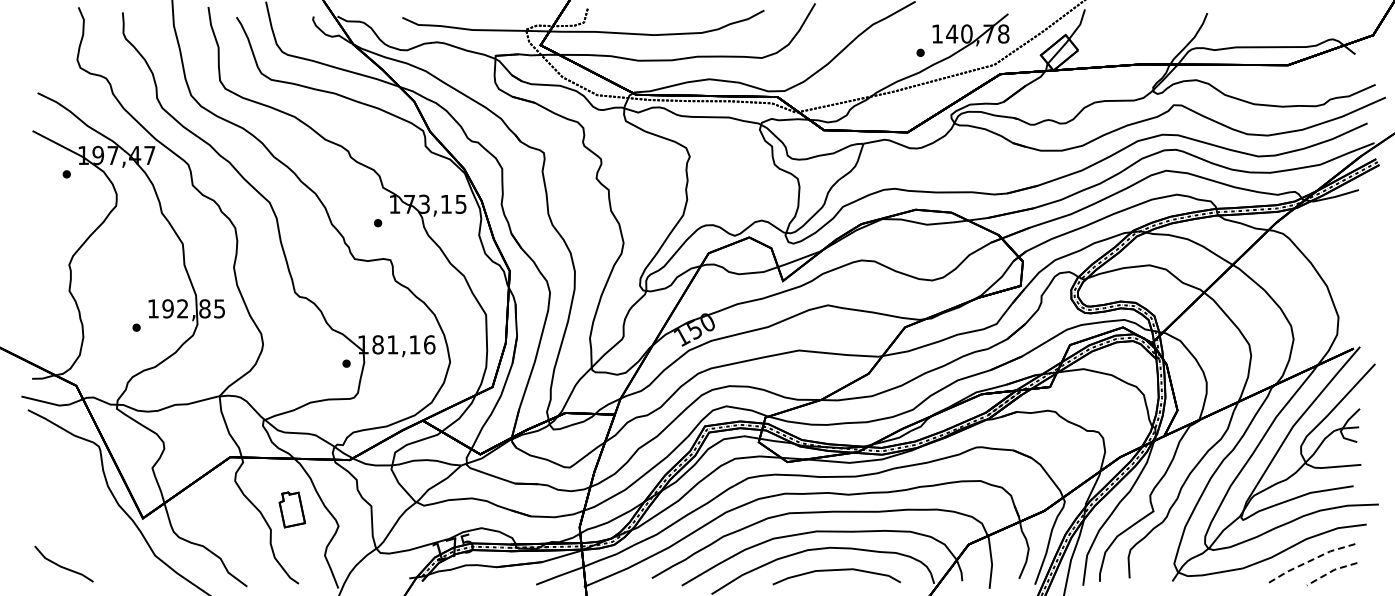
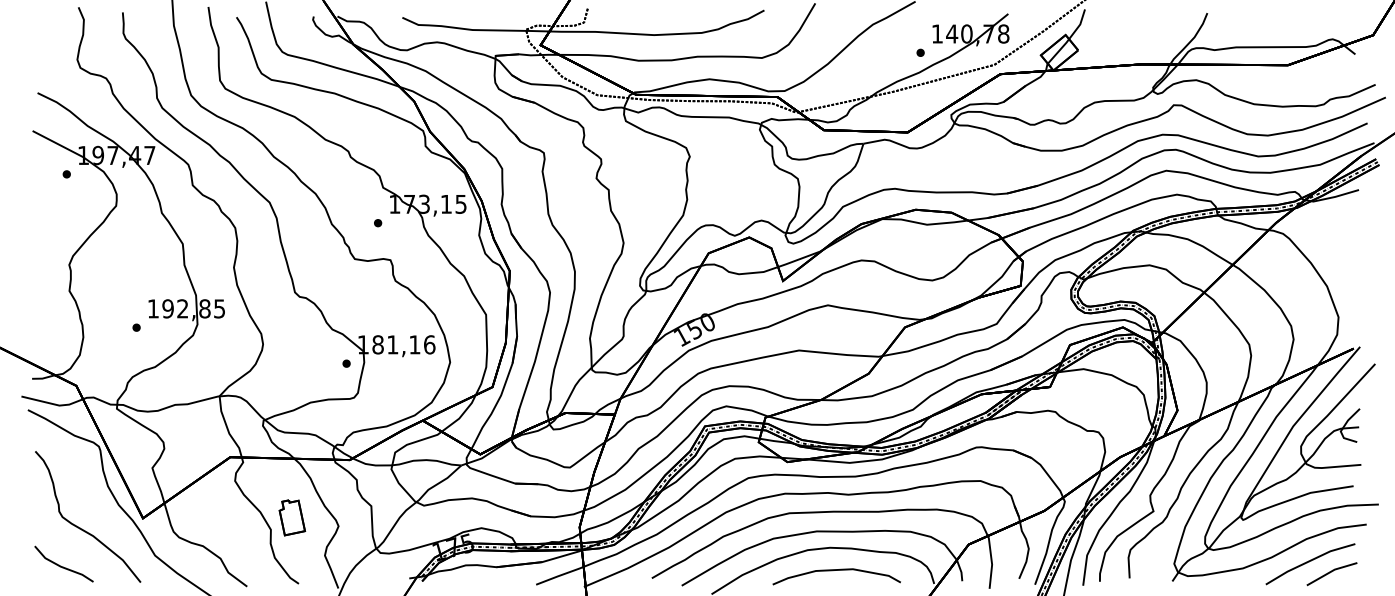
part position: (292, 509) -> (292, 517) (292, 517)
curve: none -> present (82, 528)
line: dashed -> solid (1308, 561)
line: dashed -> solid (1331, 571)
